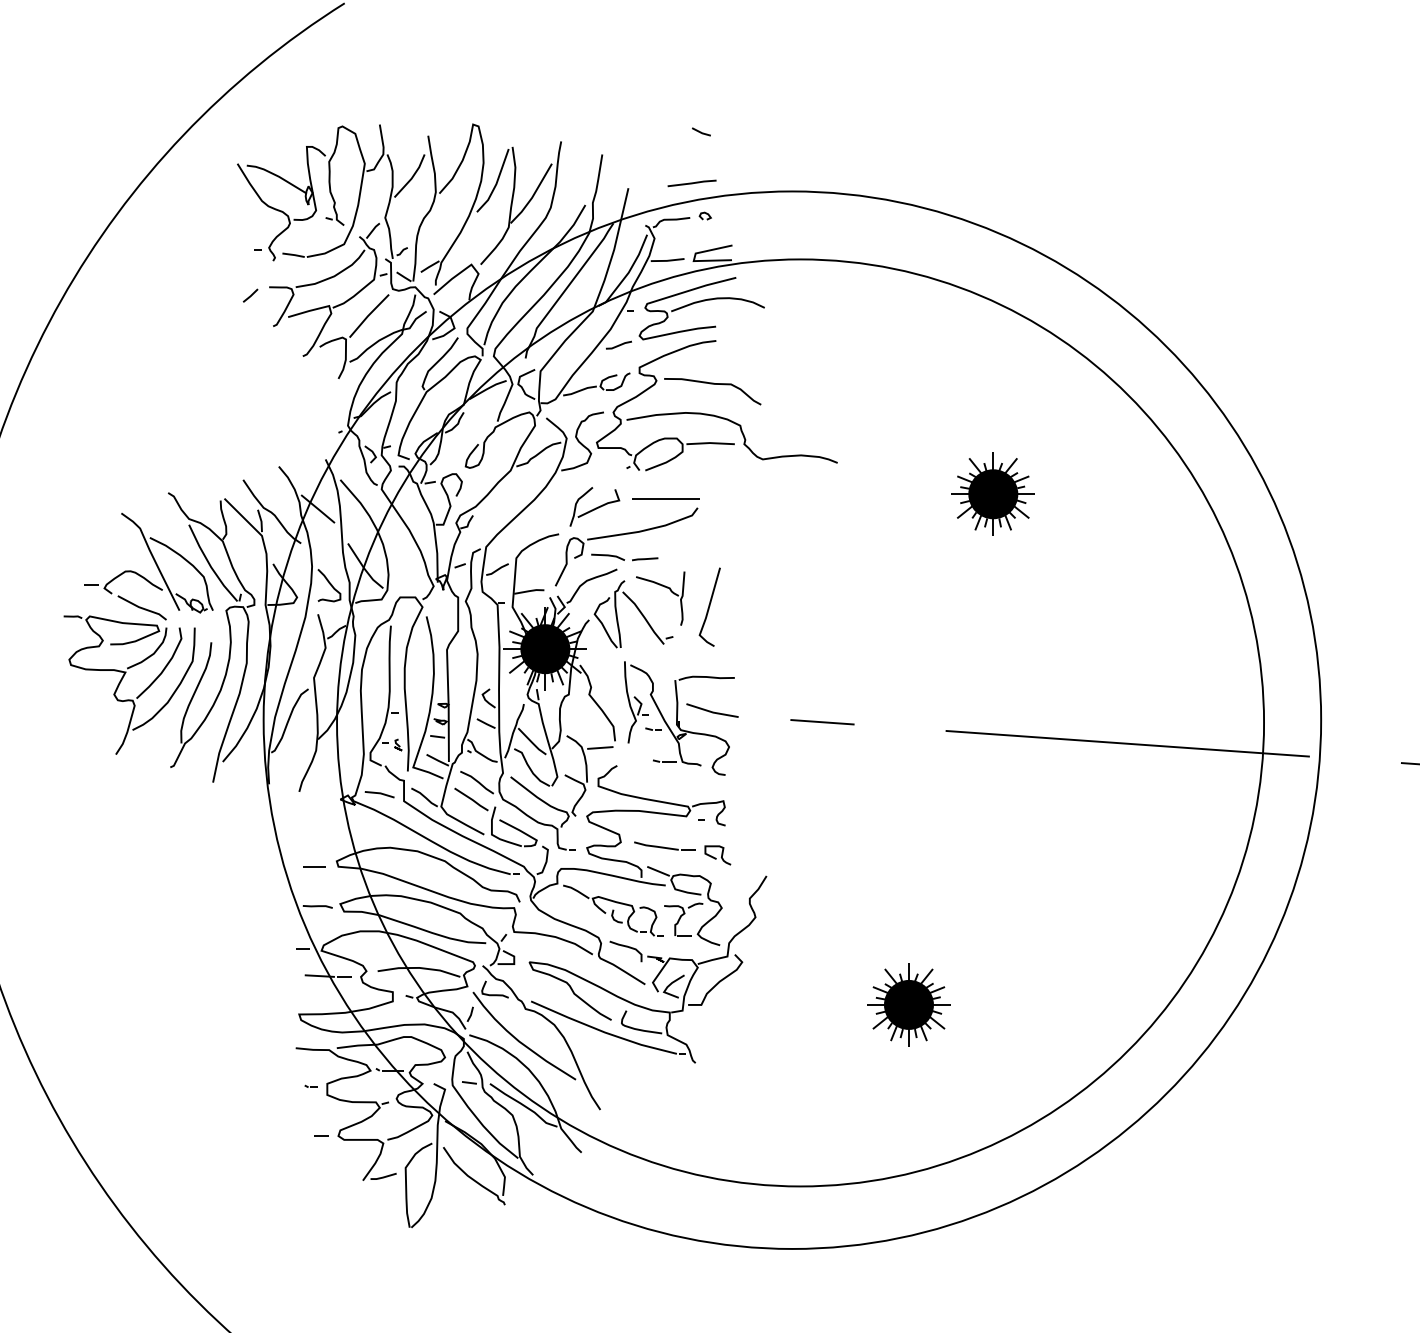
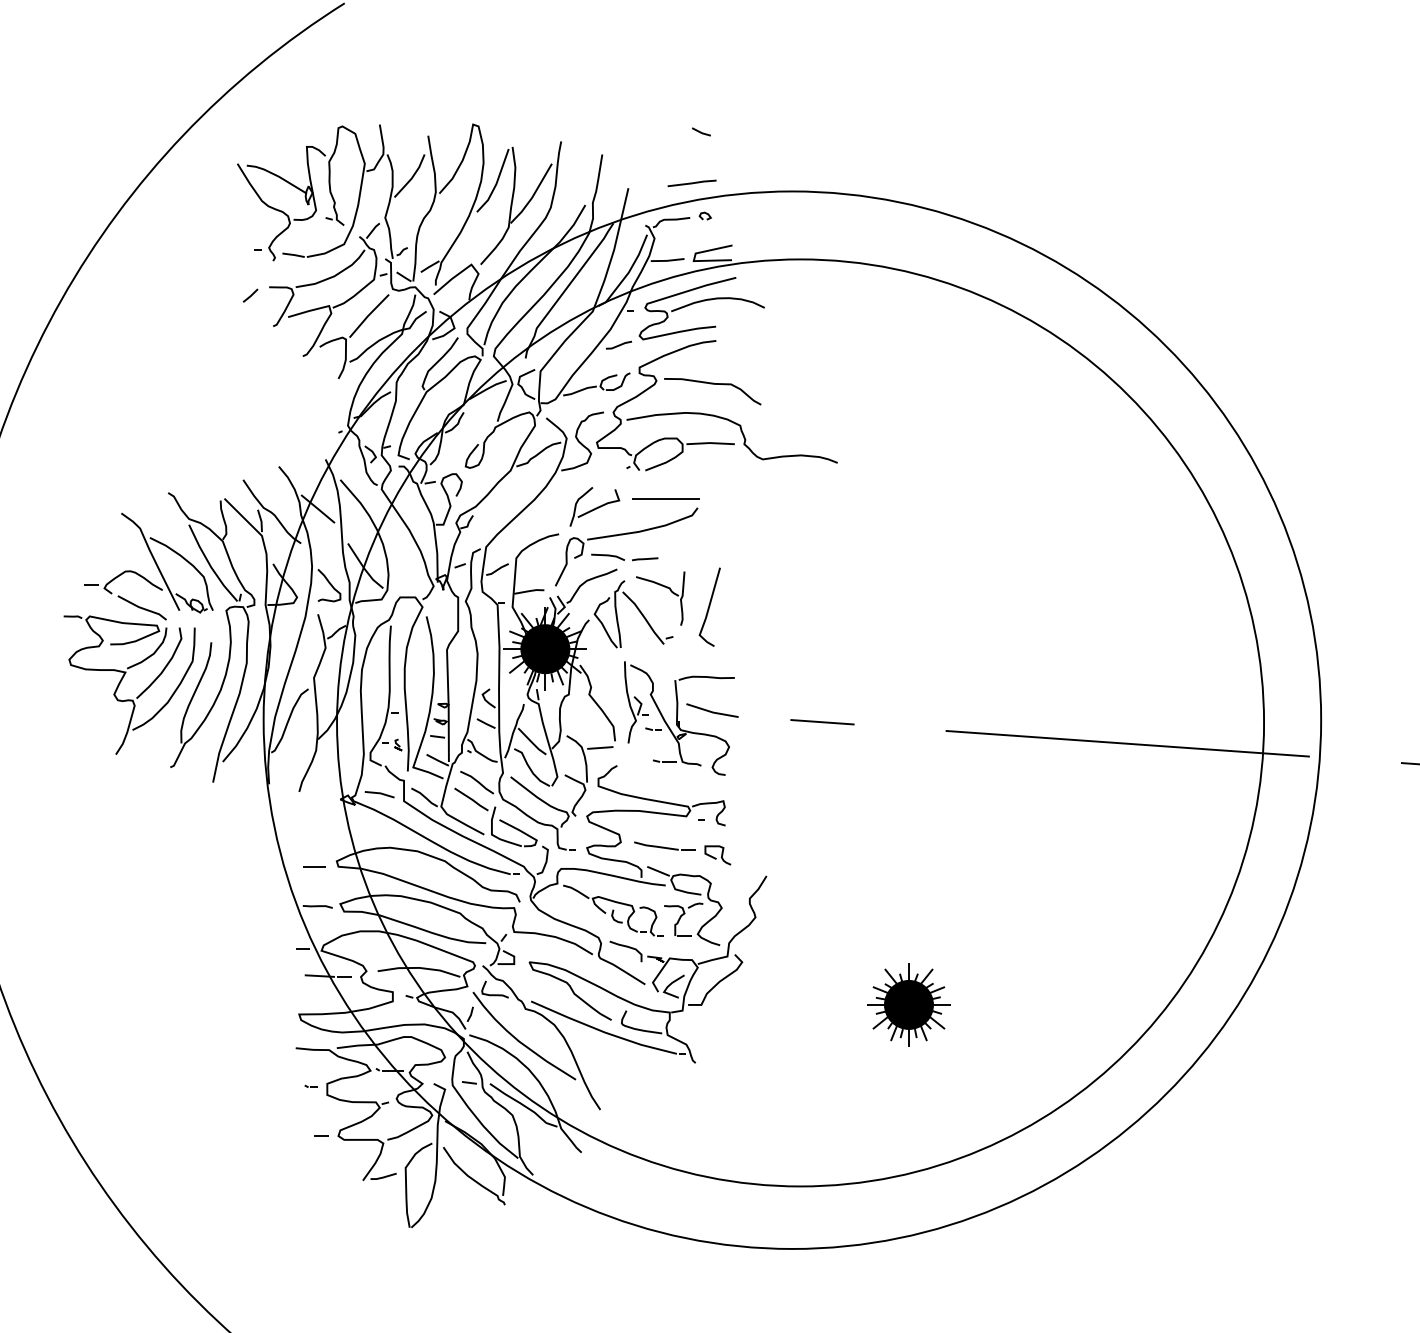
part: present -> none (992, 493)
